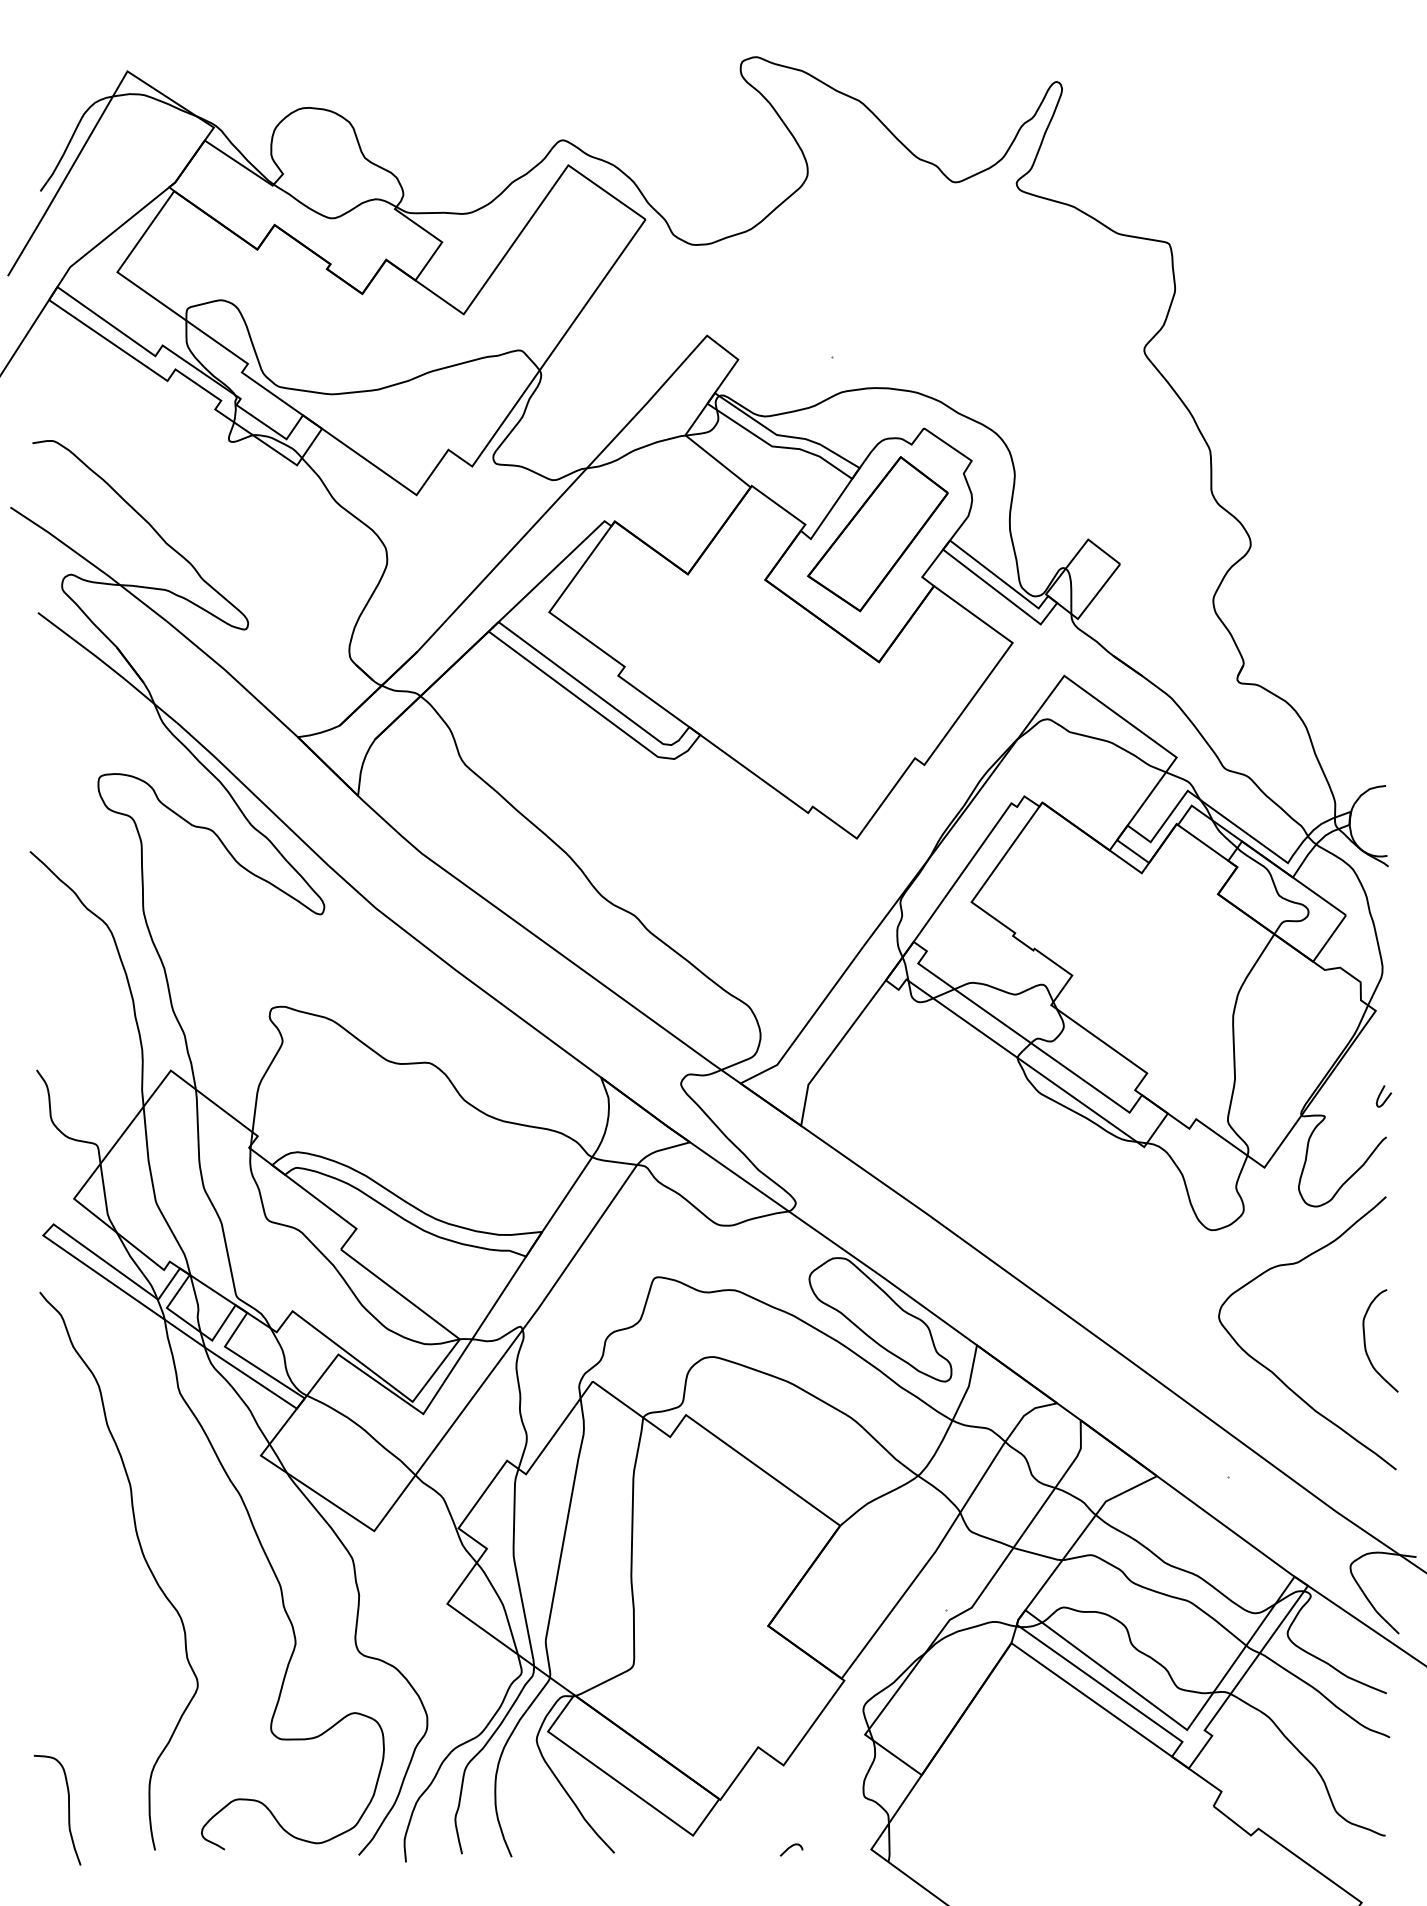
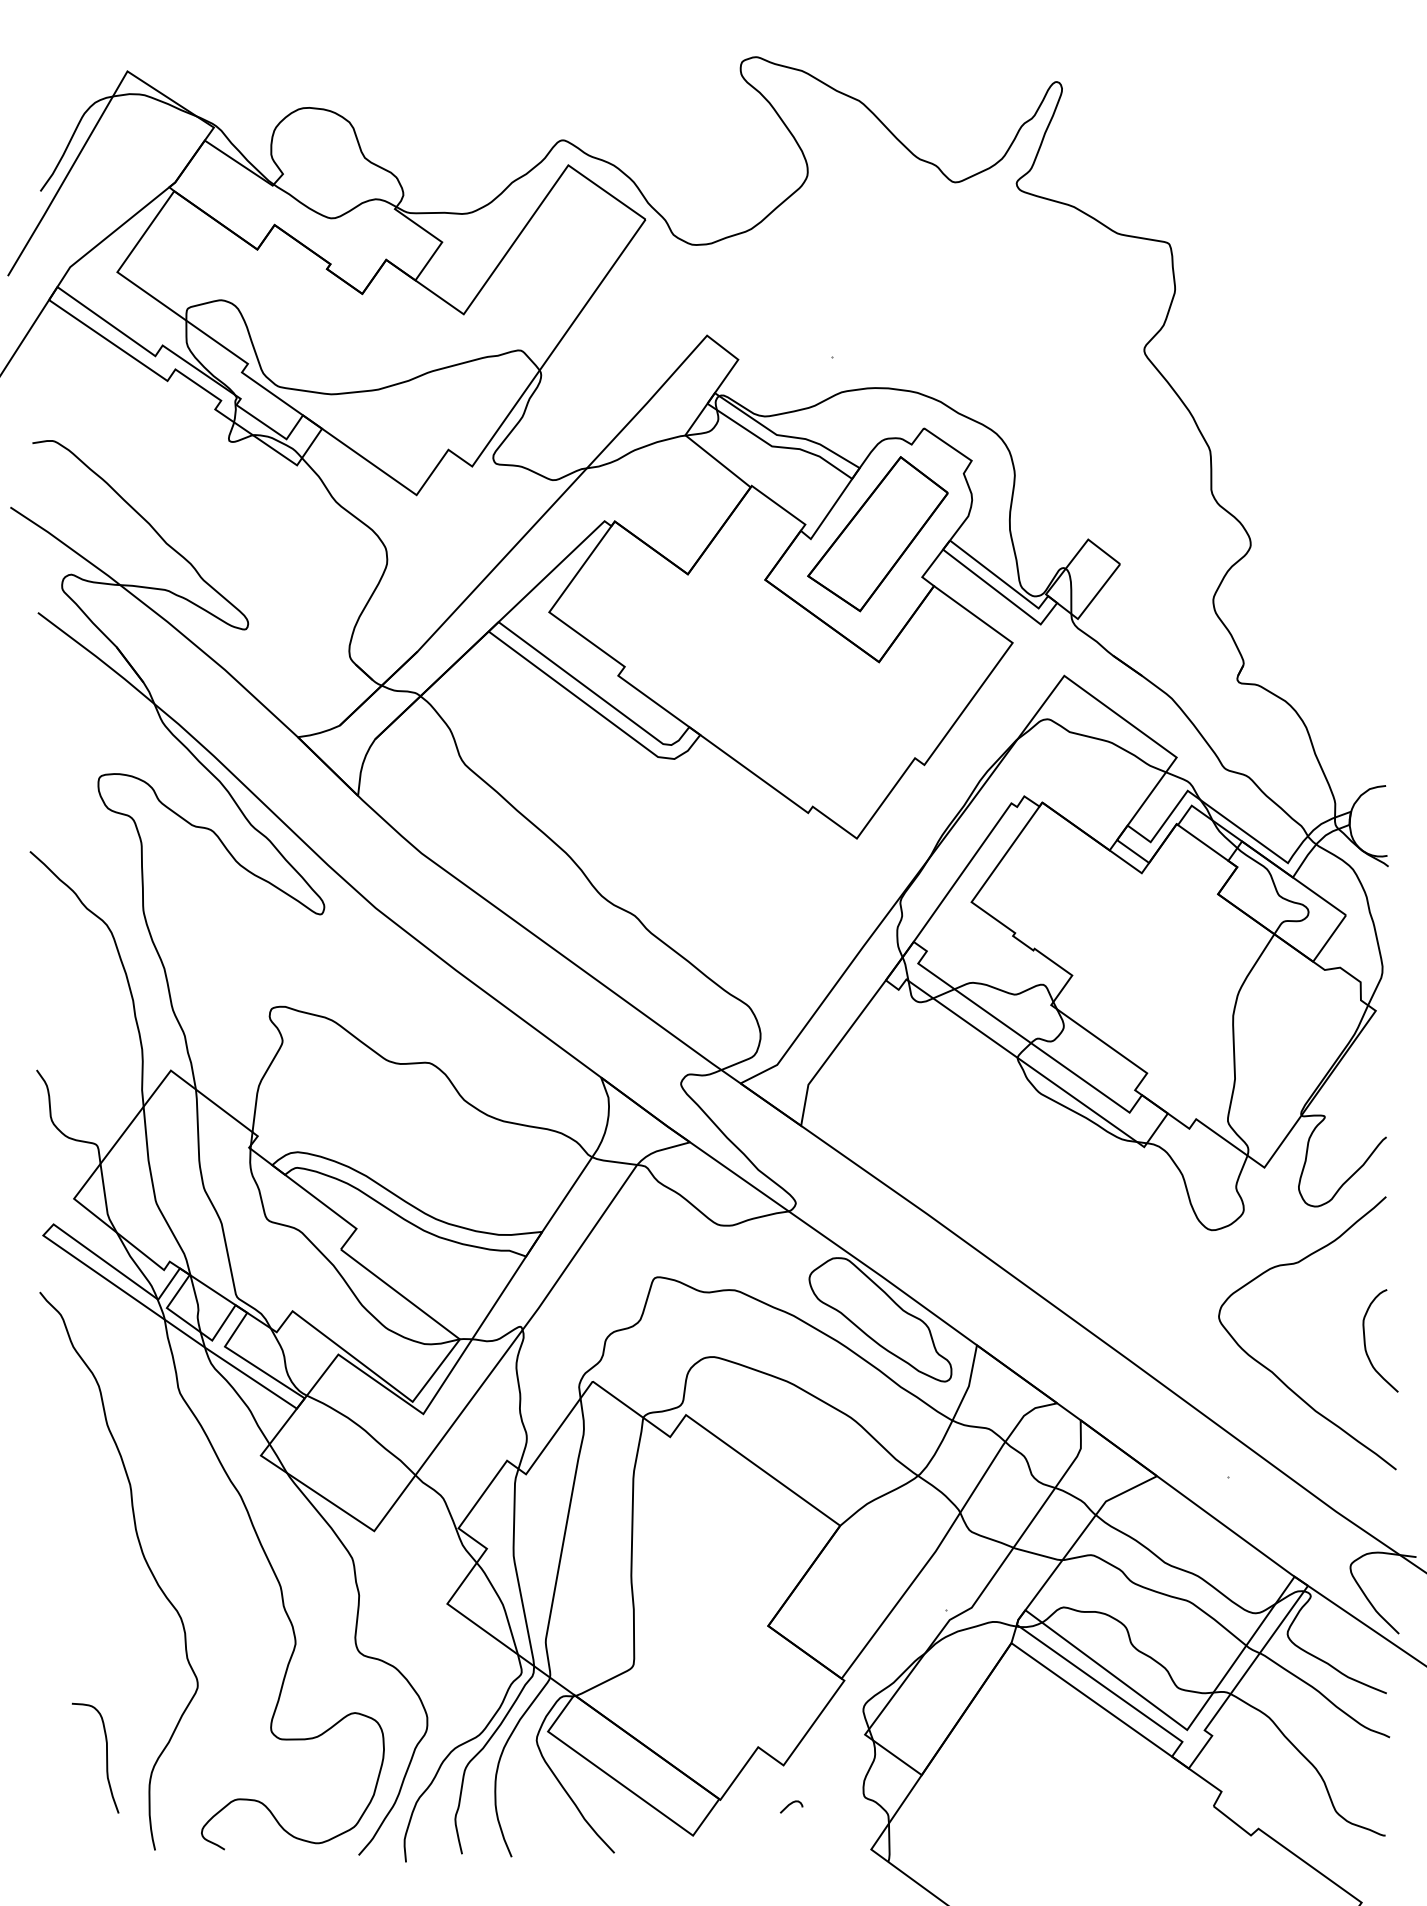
curve: present -> none (1380, 1095)
curve position: (68, 1809) -> (106, 1757) (106, 1757)
curve position: (790, 1848) -> (790, 1805) (790, 1805)
